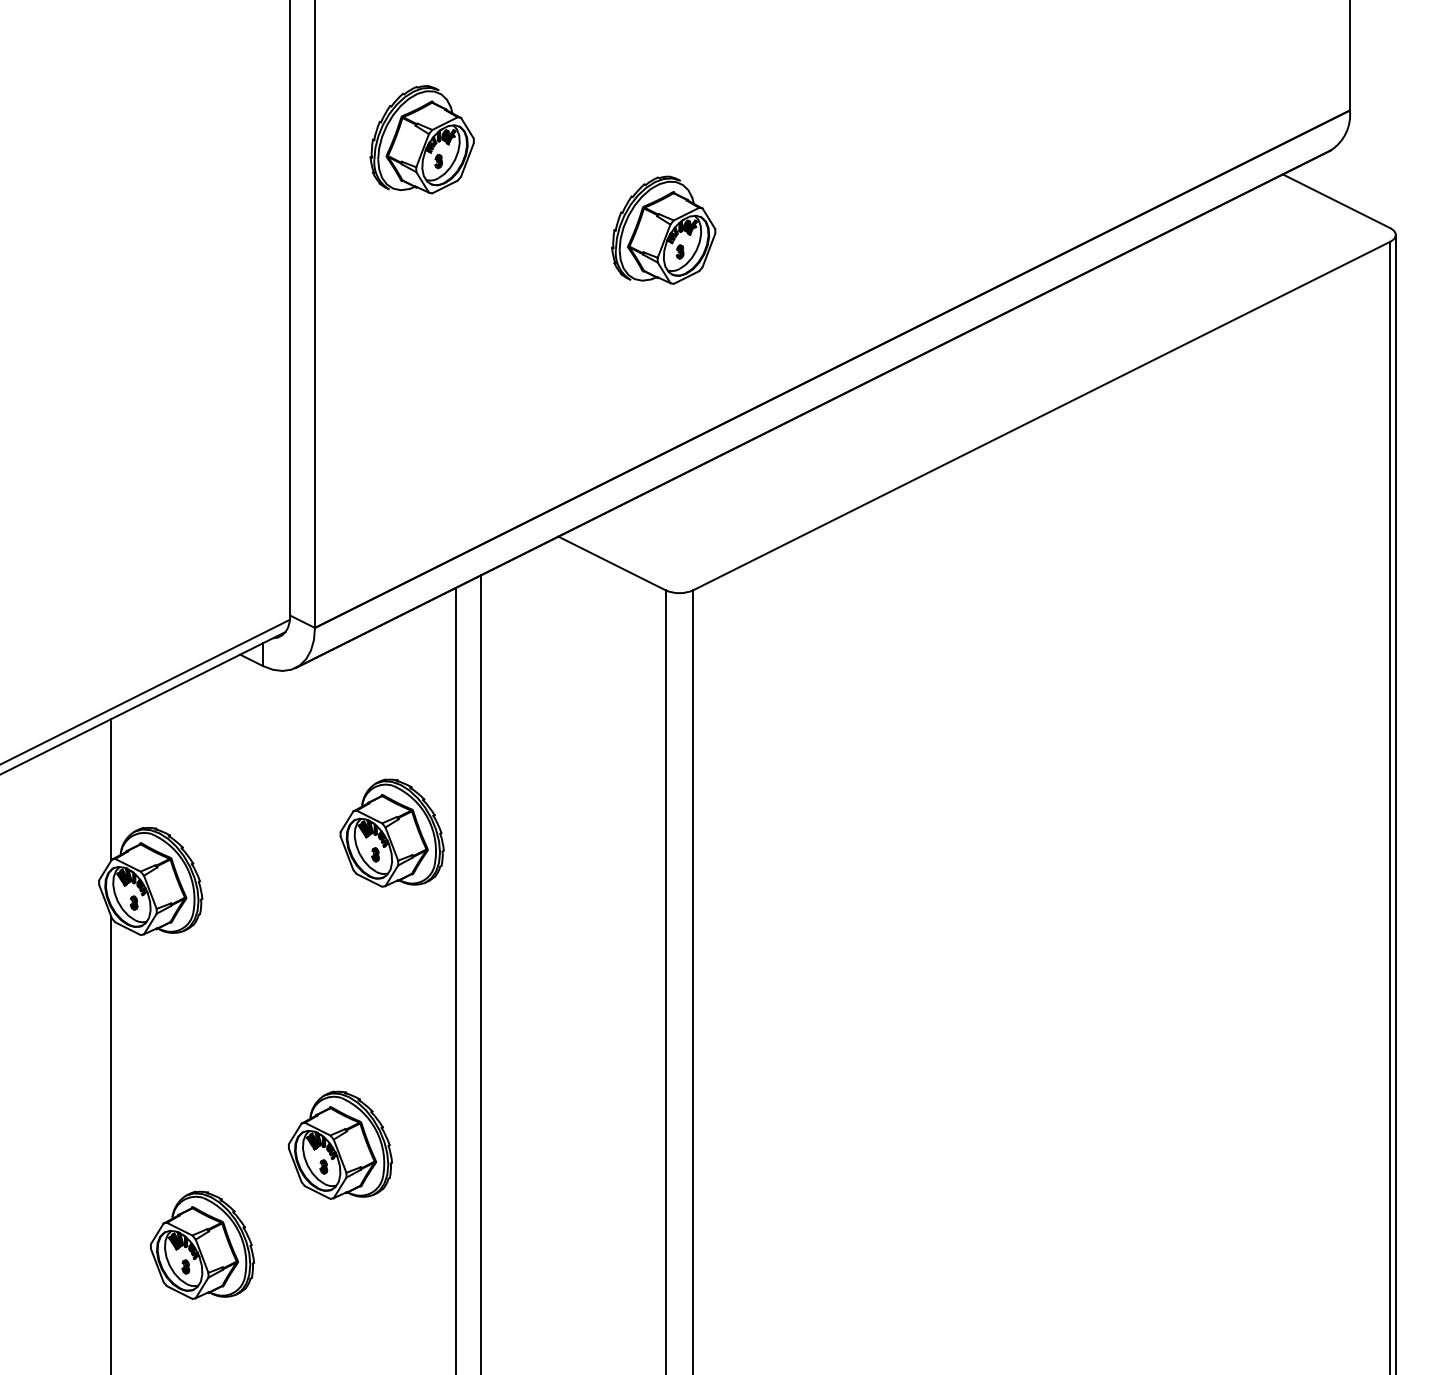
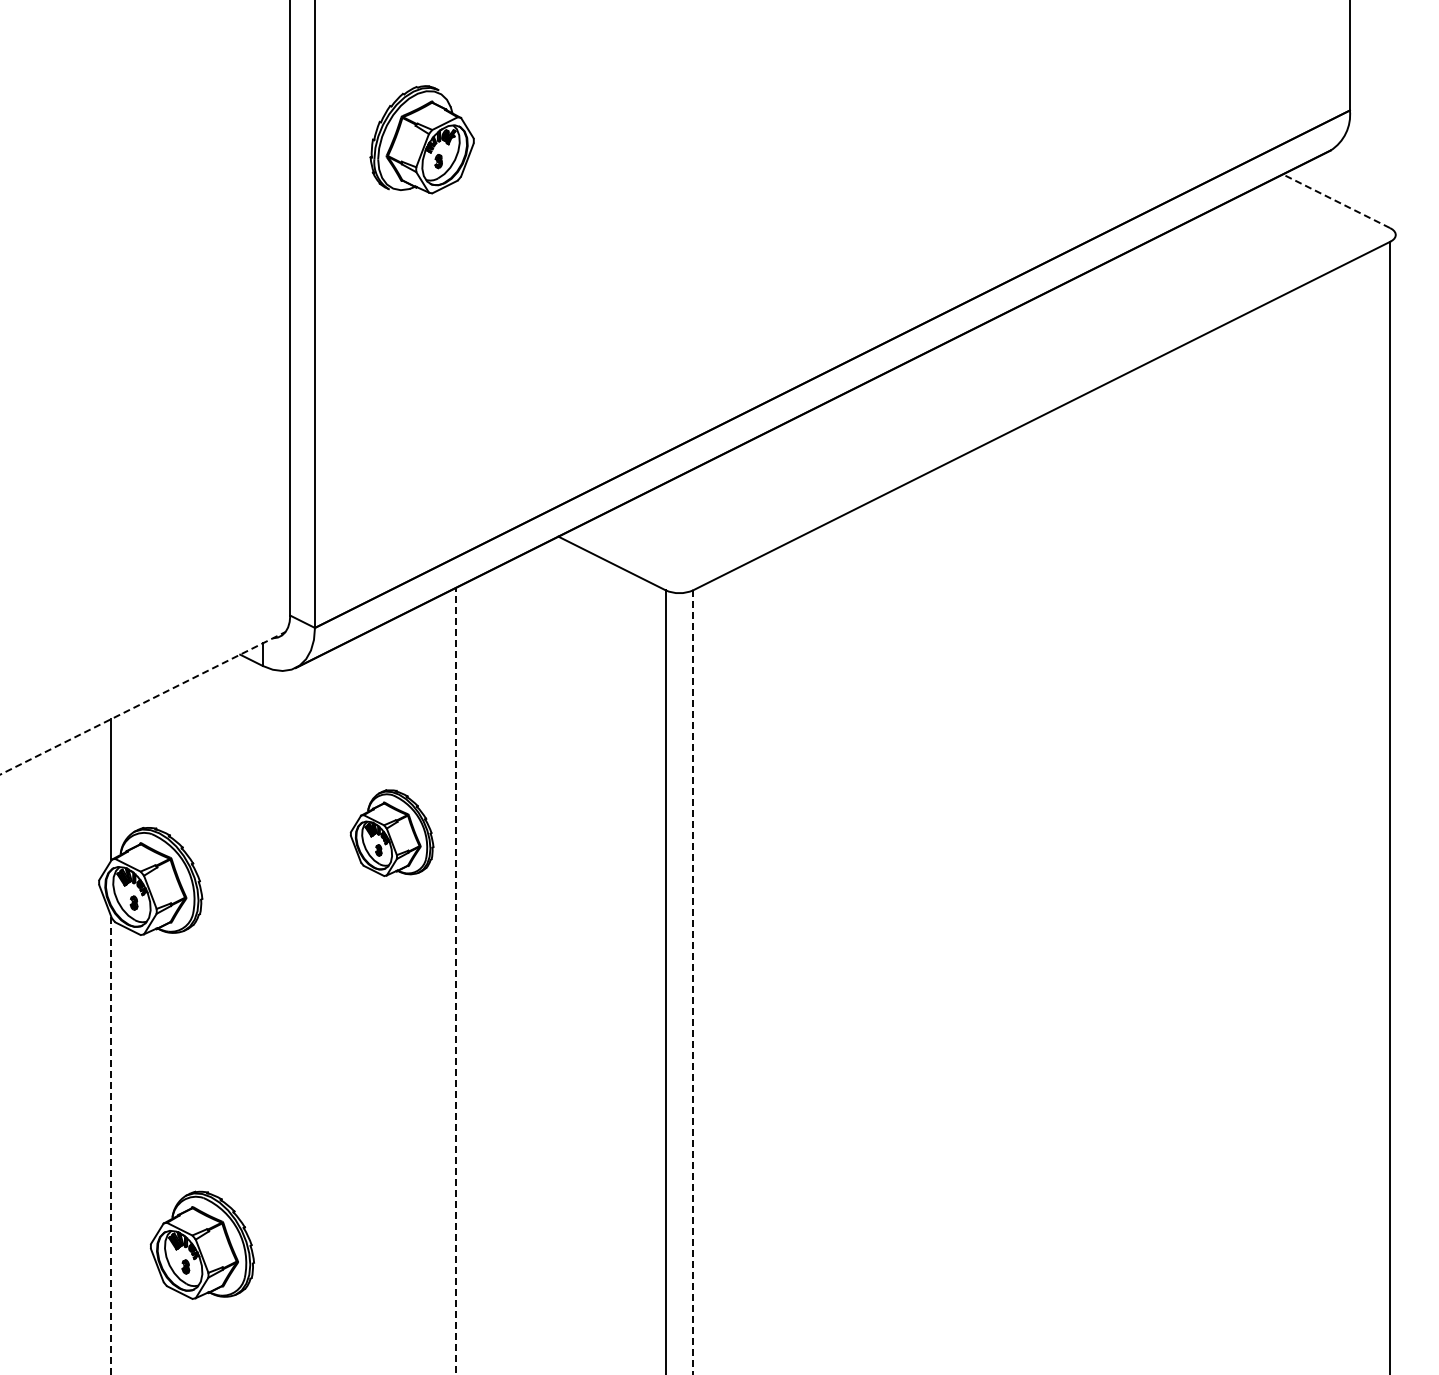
line: solid -> dashed (1336, 201)
part: present -> none (663, 229)
line: present -> none (146, 691)
line: solid -> dashed (143, 703)
line: present -> none (1395, 803)
part size: 106x110 px -> 86x88 px (391, 832)
line: present -> none (481, 973)
line: solid -> dashed (456, 980)
line: solid -> dashed (693, 982)
part: present -> none (339, 1144)
line: solid -> dashed (111, 1145)
